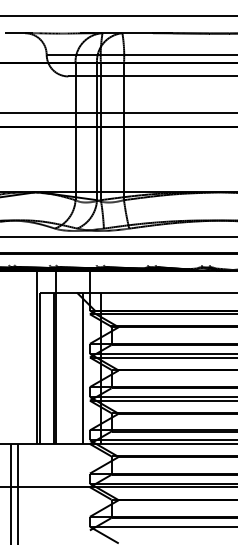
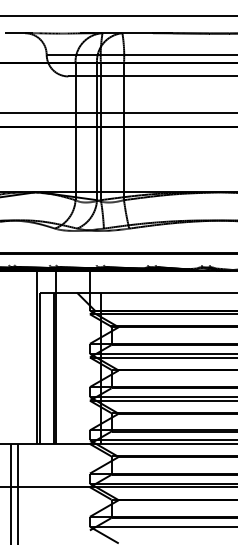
line: present -> none (118, 236)
line: present -> none (82, 367)
